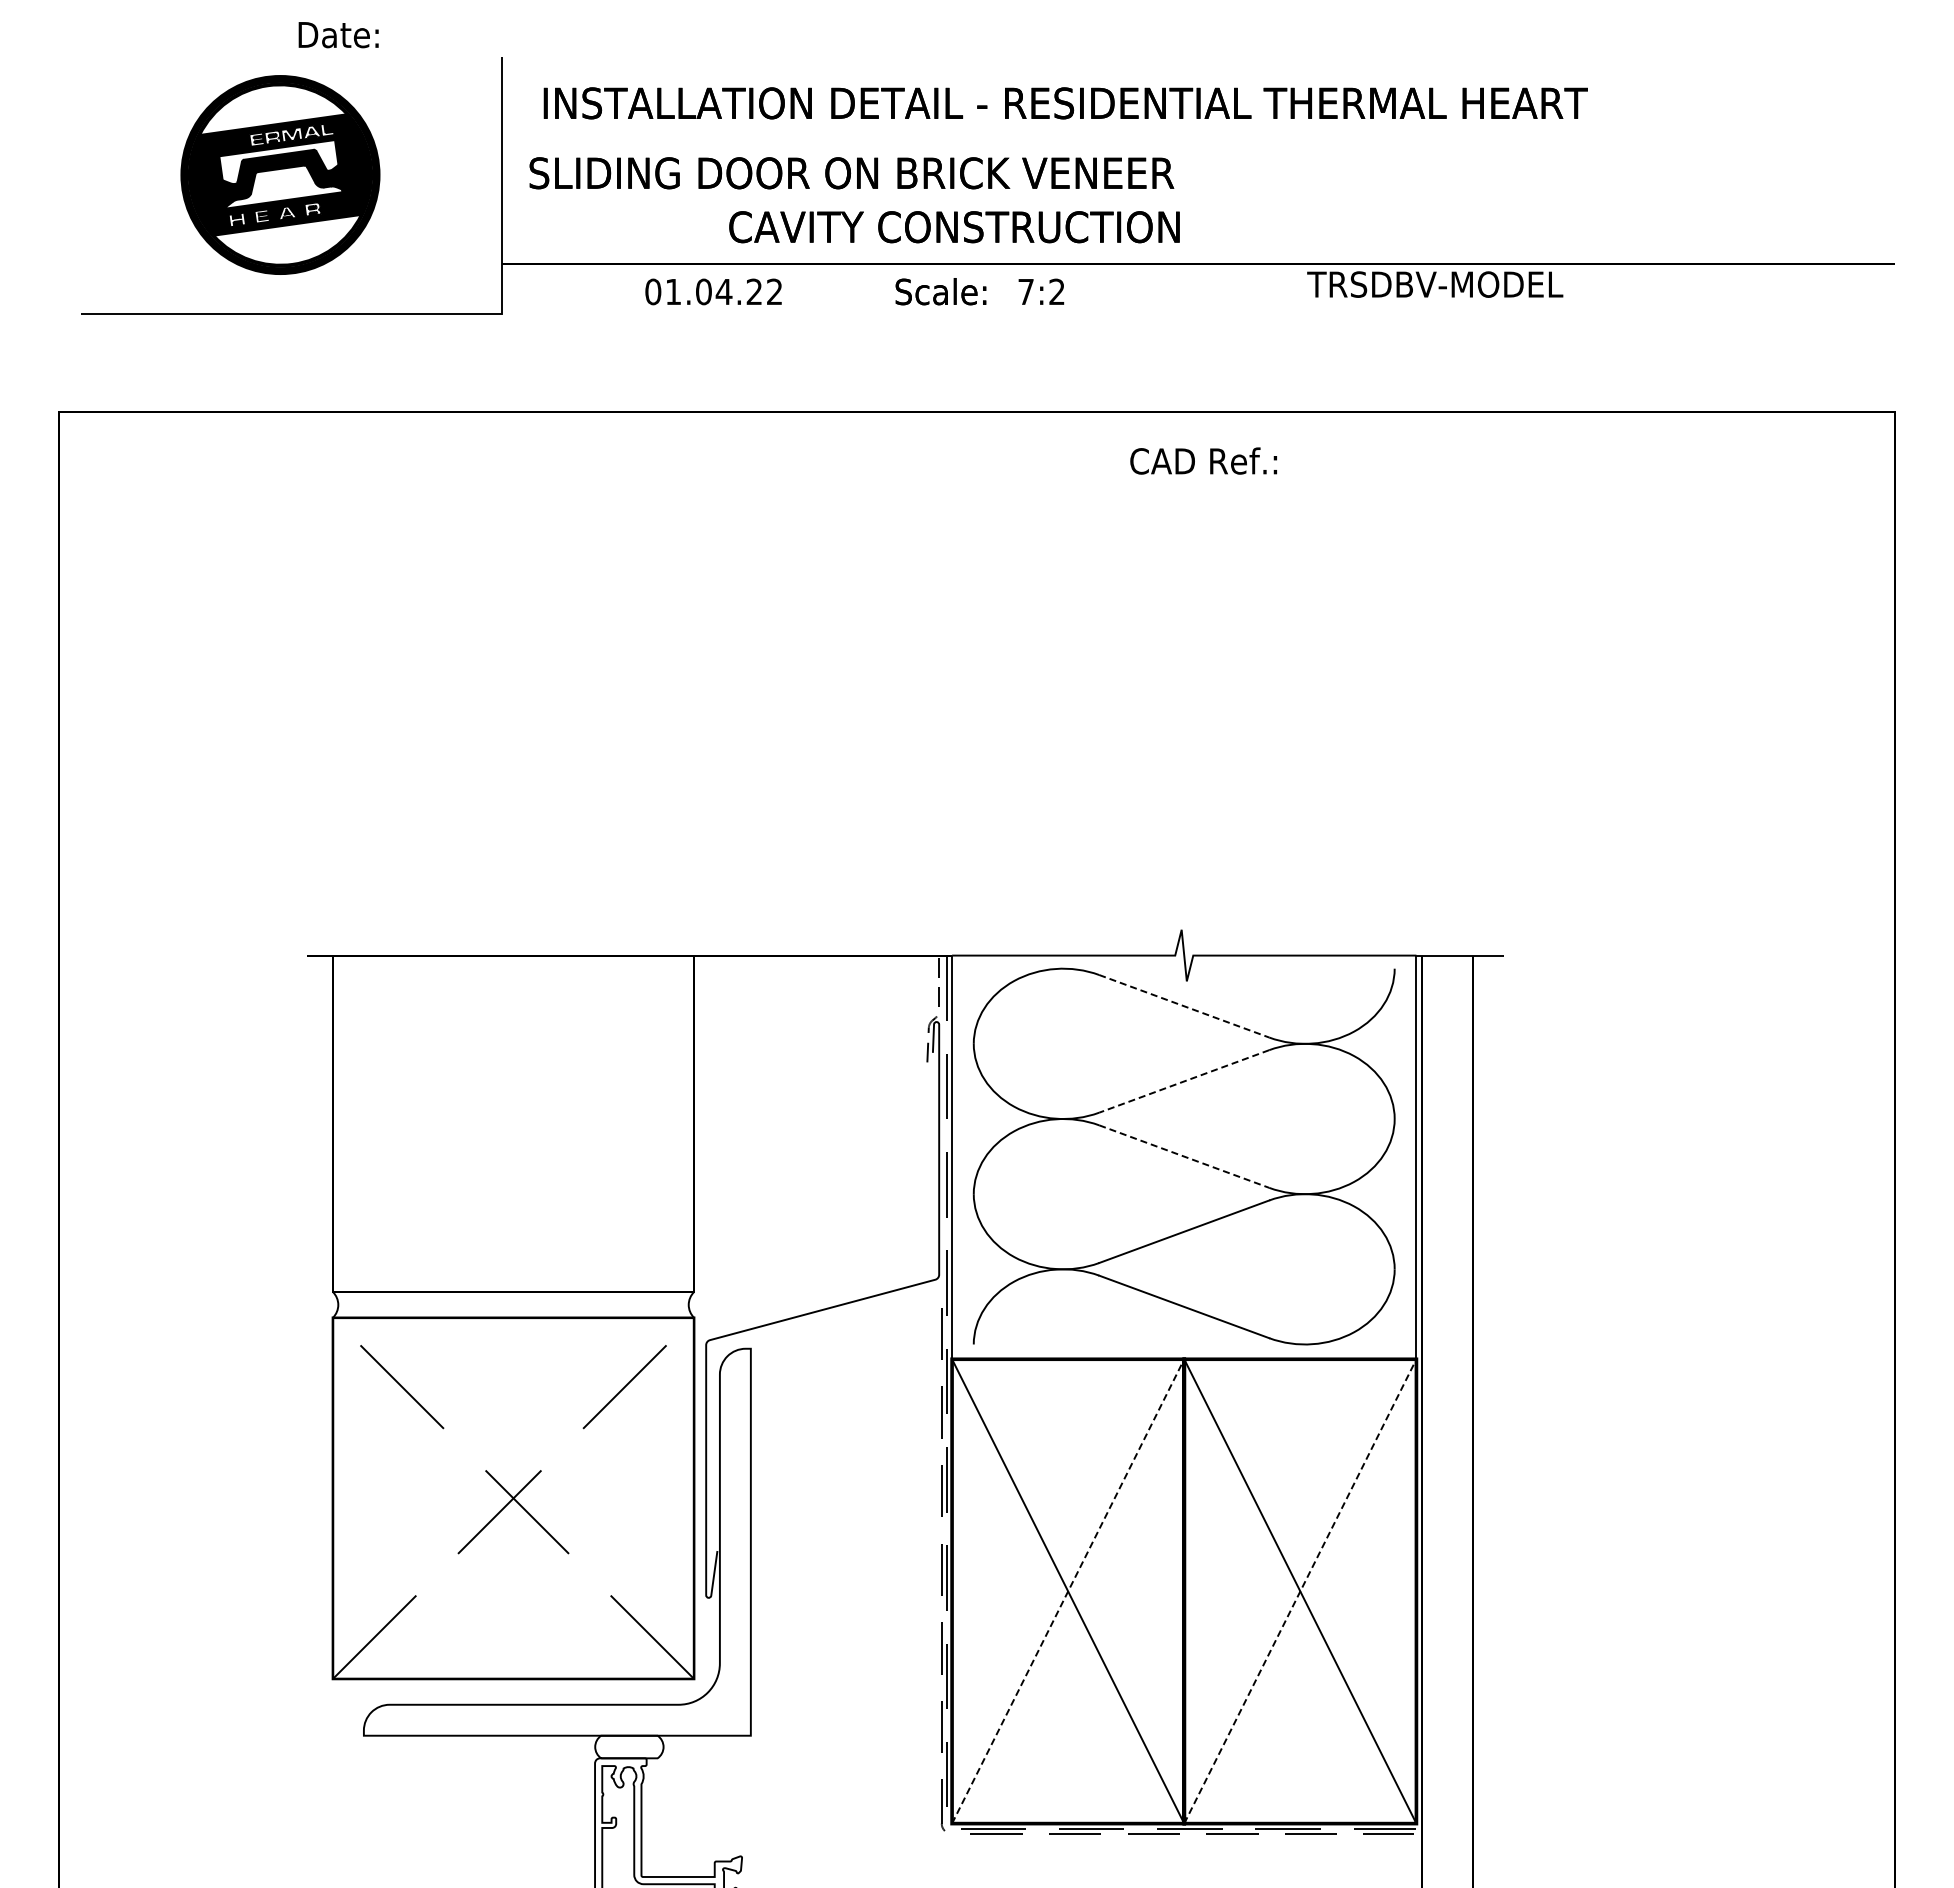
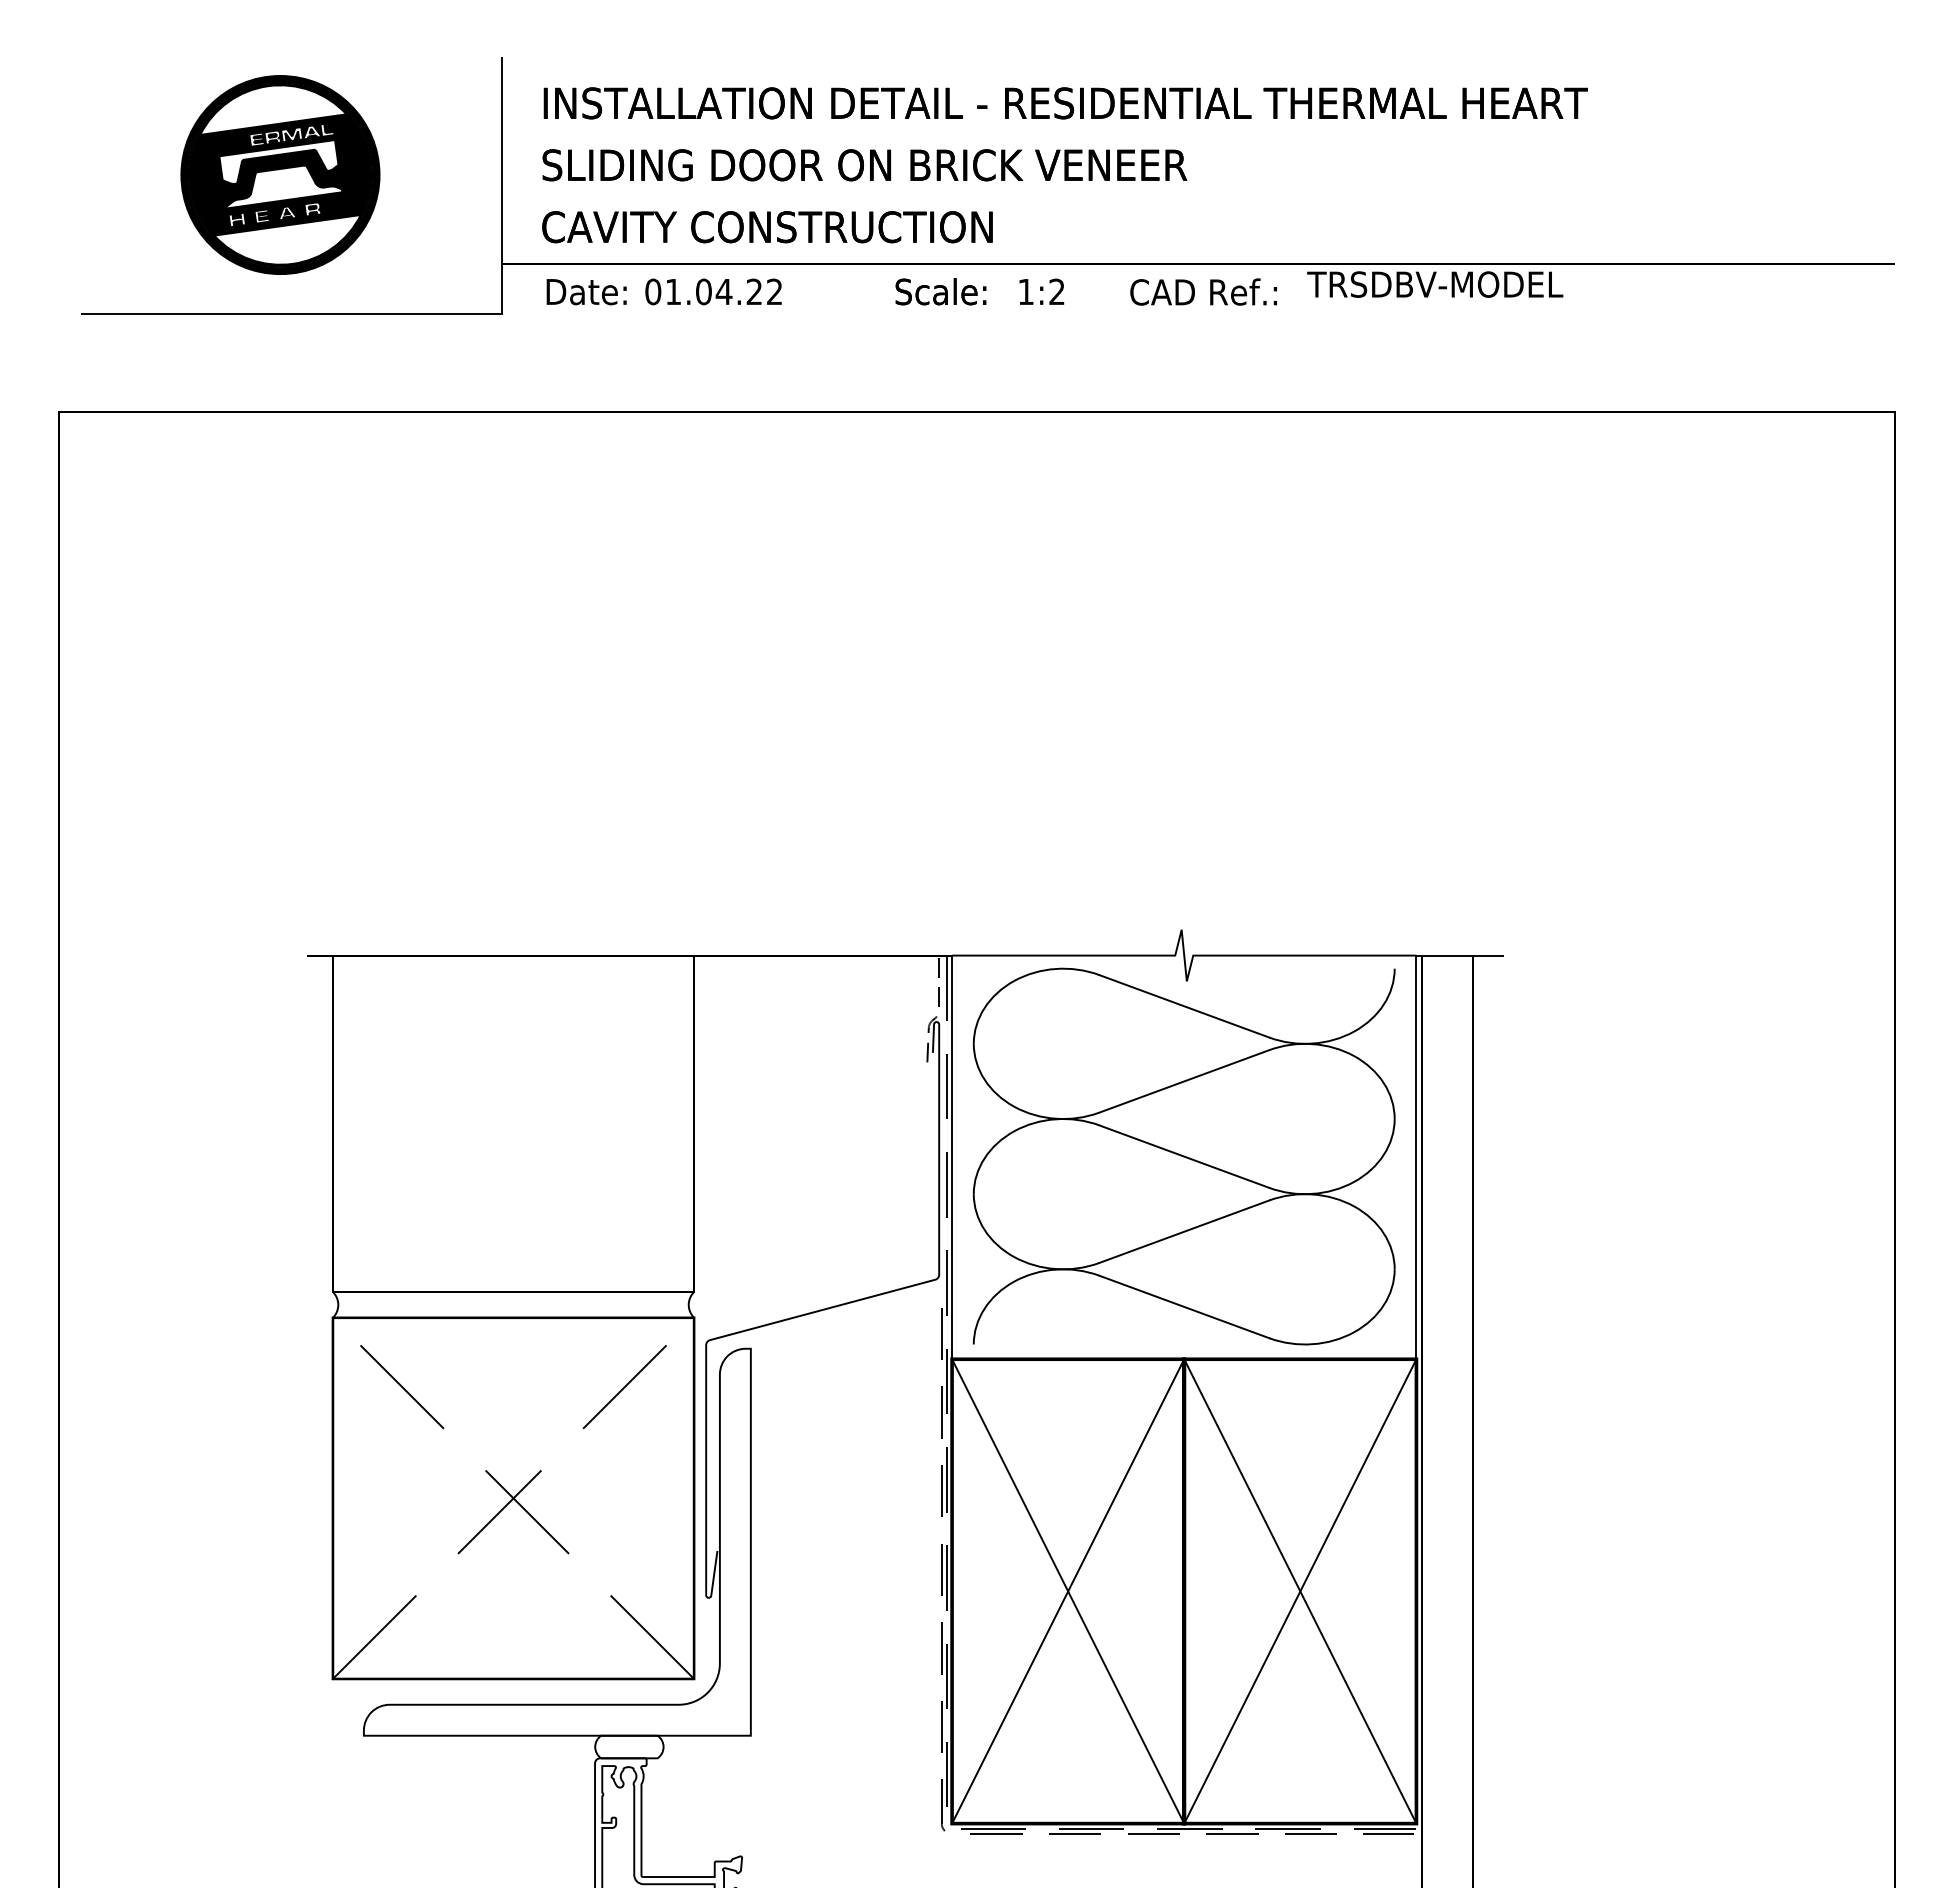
text position: (338, 35) -> (586, 292) (586, 292)
text position: (851, 173) -> (864, 165) (864, 165)
text position: (954, 227) -> (767, 227) (767, 227)
text: 7:2 -> 1:2 (1025, 291)
text position: (1203, 460) -> (1203, 291) (1203, 291)
line: dashed -> solid (1184, 1006)
line: dashed -> solid (1184, 1081)
line: dashed -> solid (1184, 1156)
line: dashed -> solid (1068, 1591)
line: dashed -> solid (1300, 1591)
